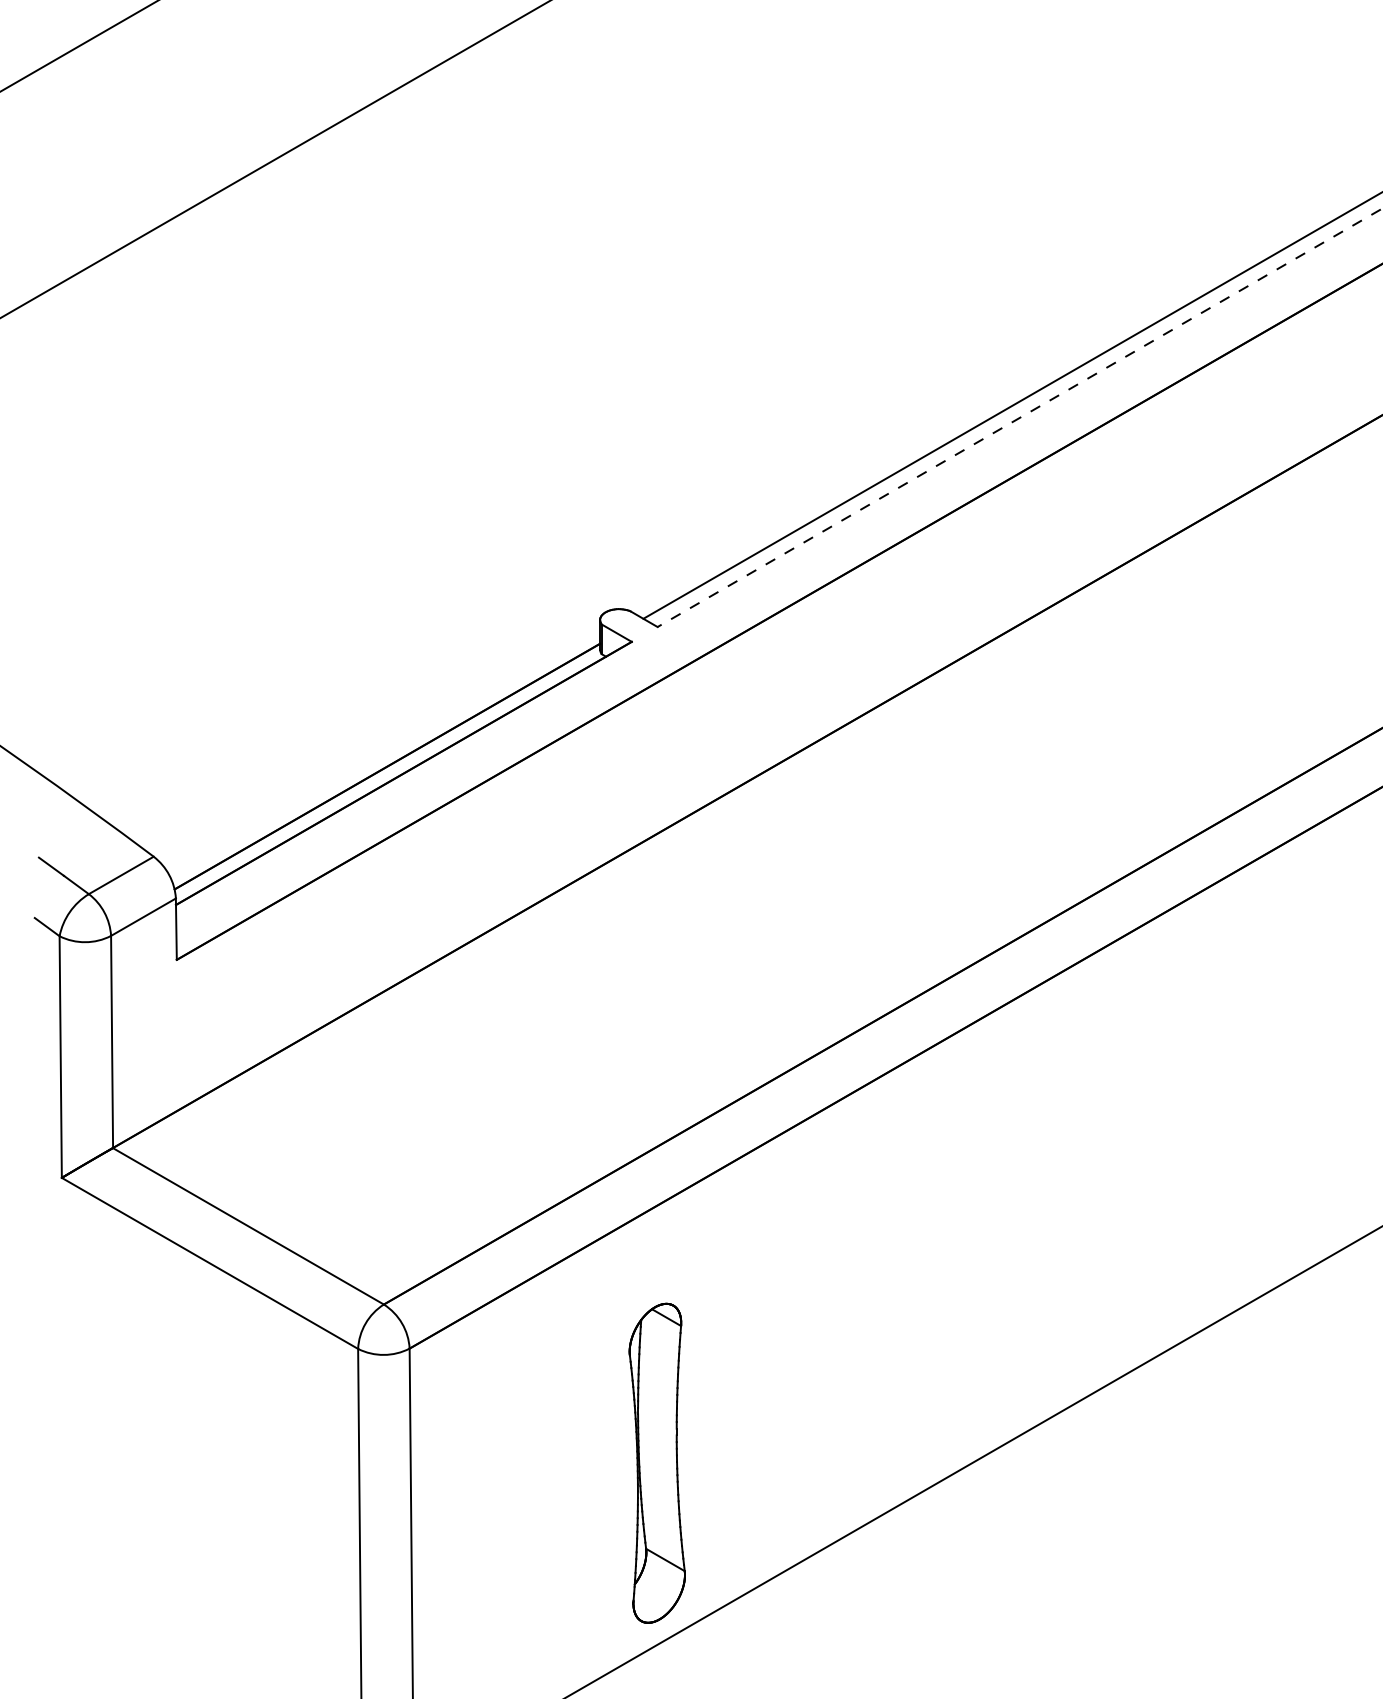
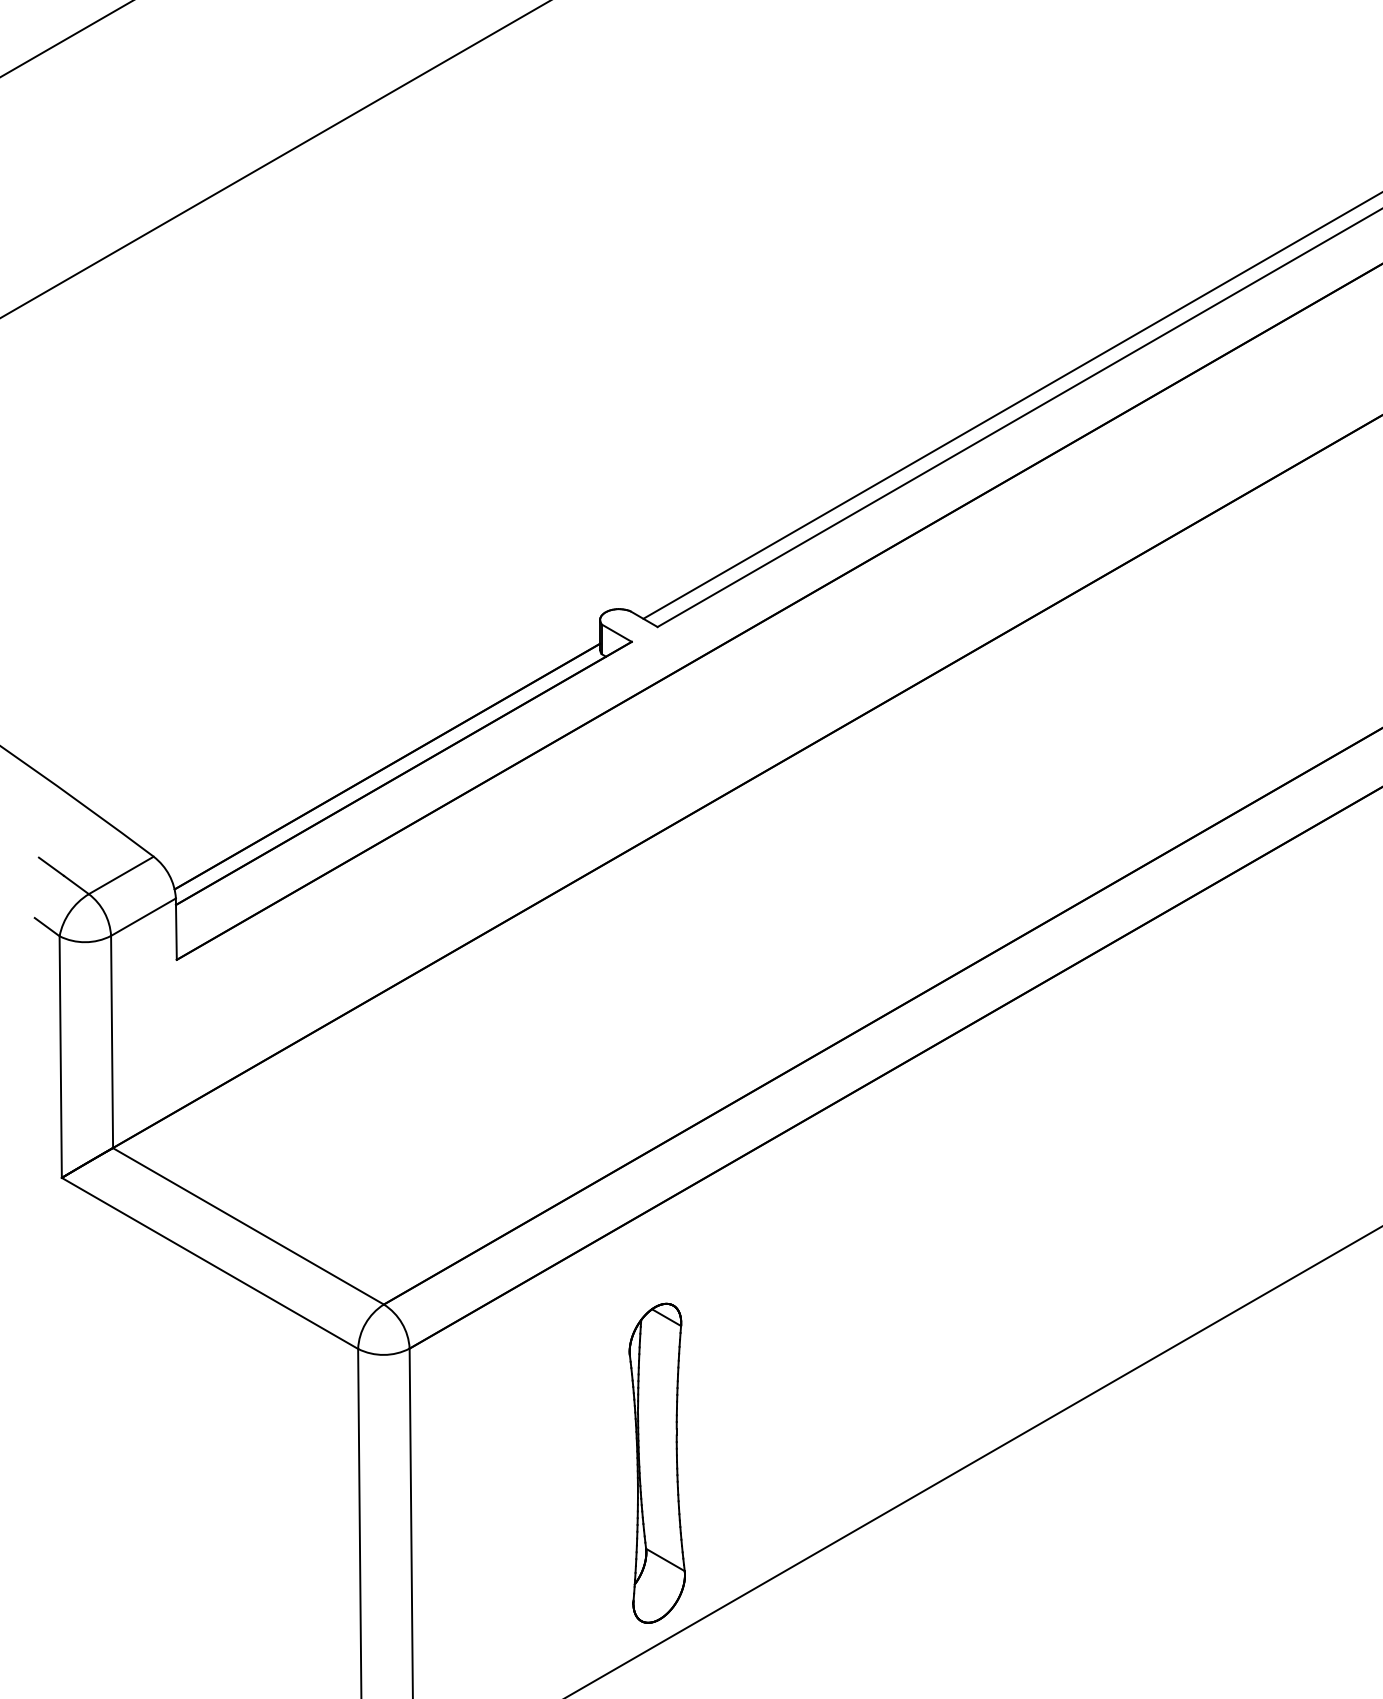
line position: (78, 46) -> (66, 39) (66, 39)
line: dashed -> solid (1019, 418)
